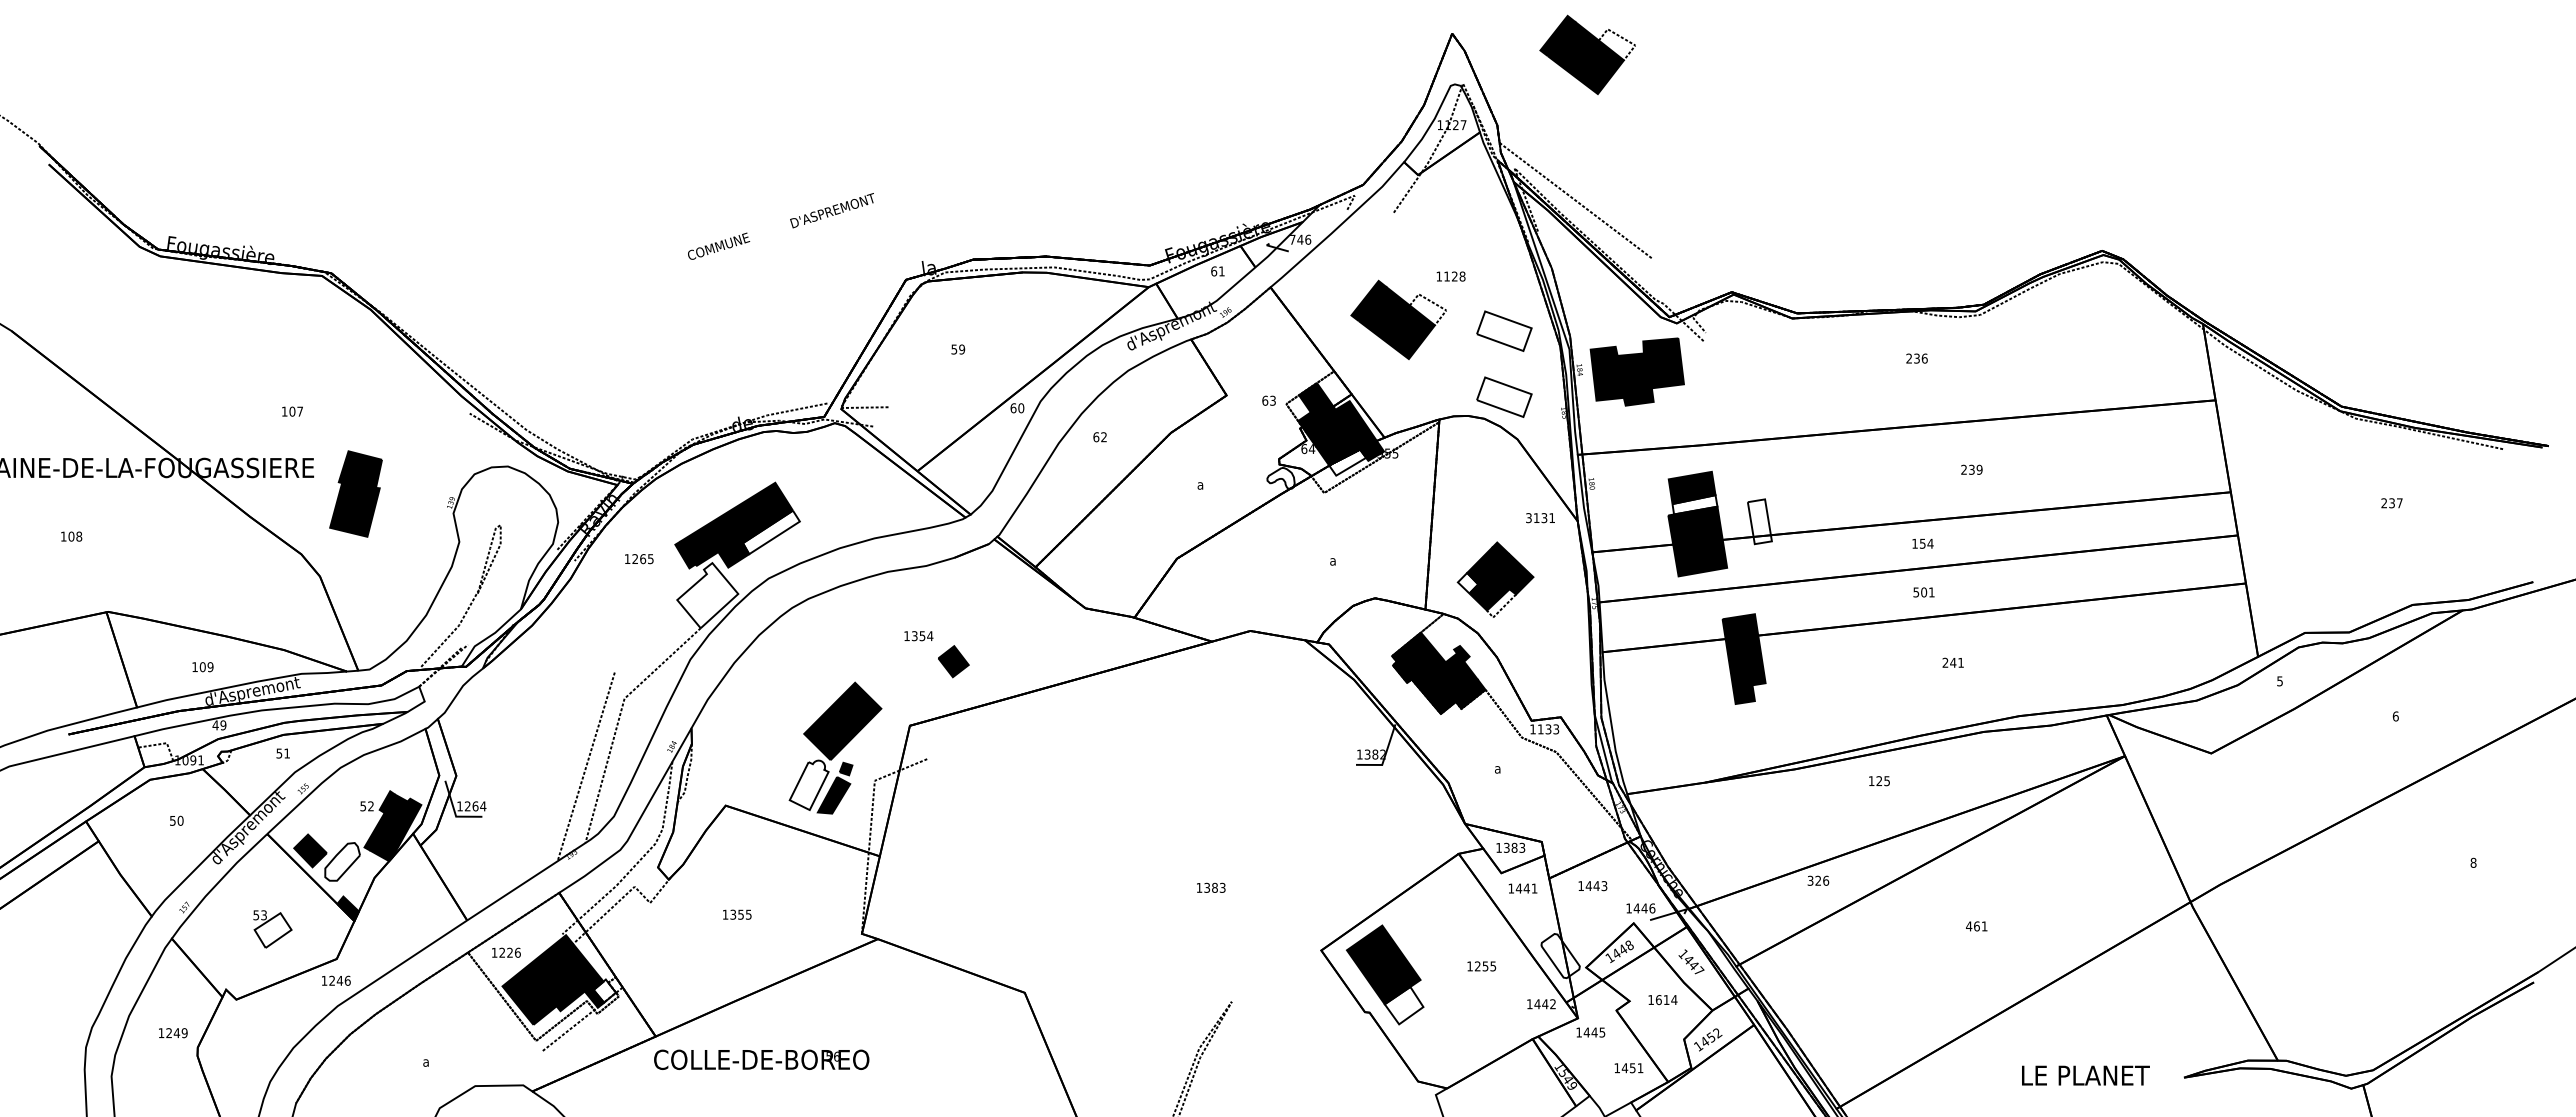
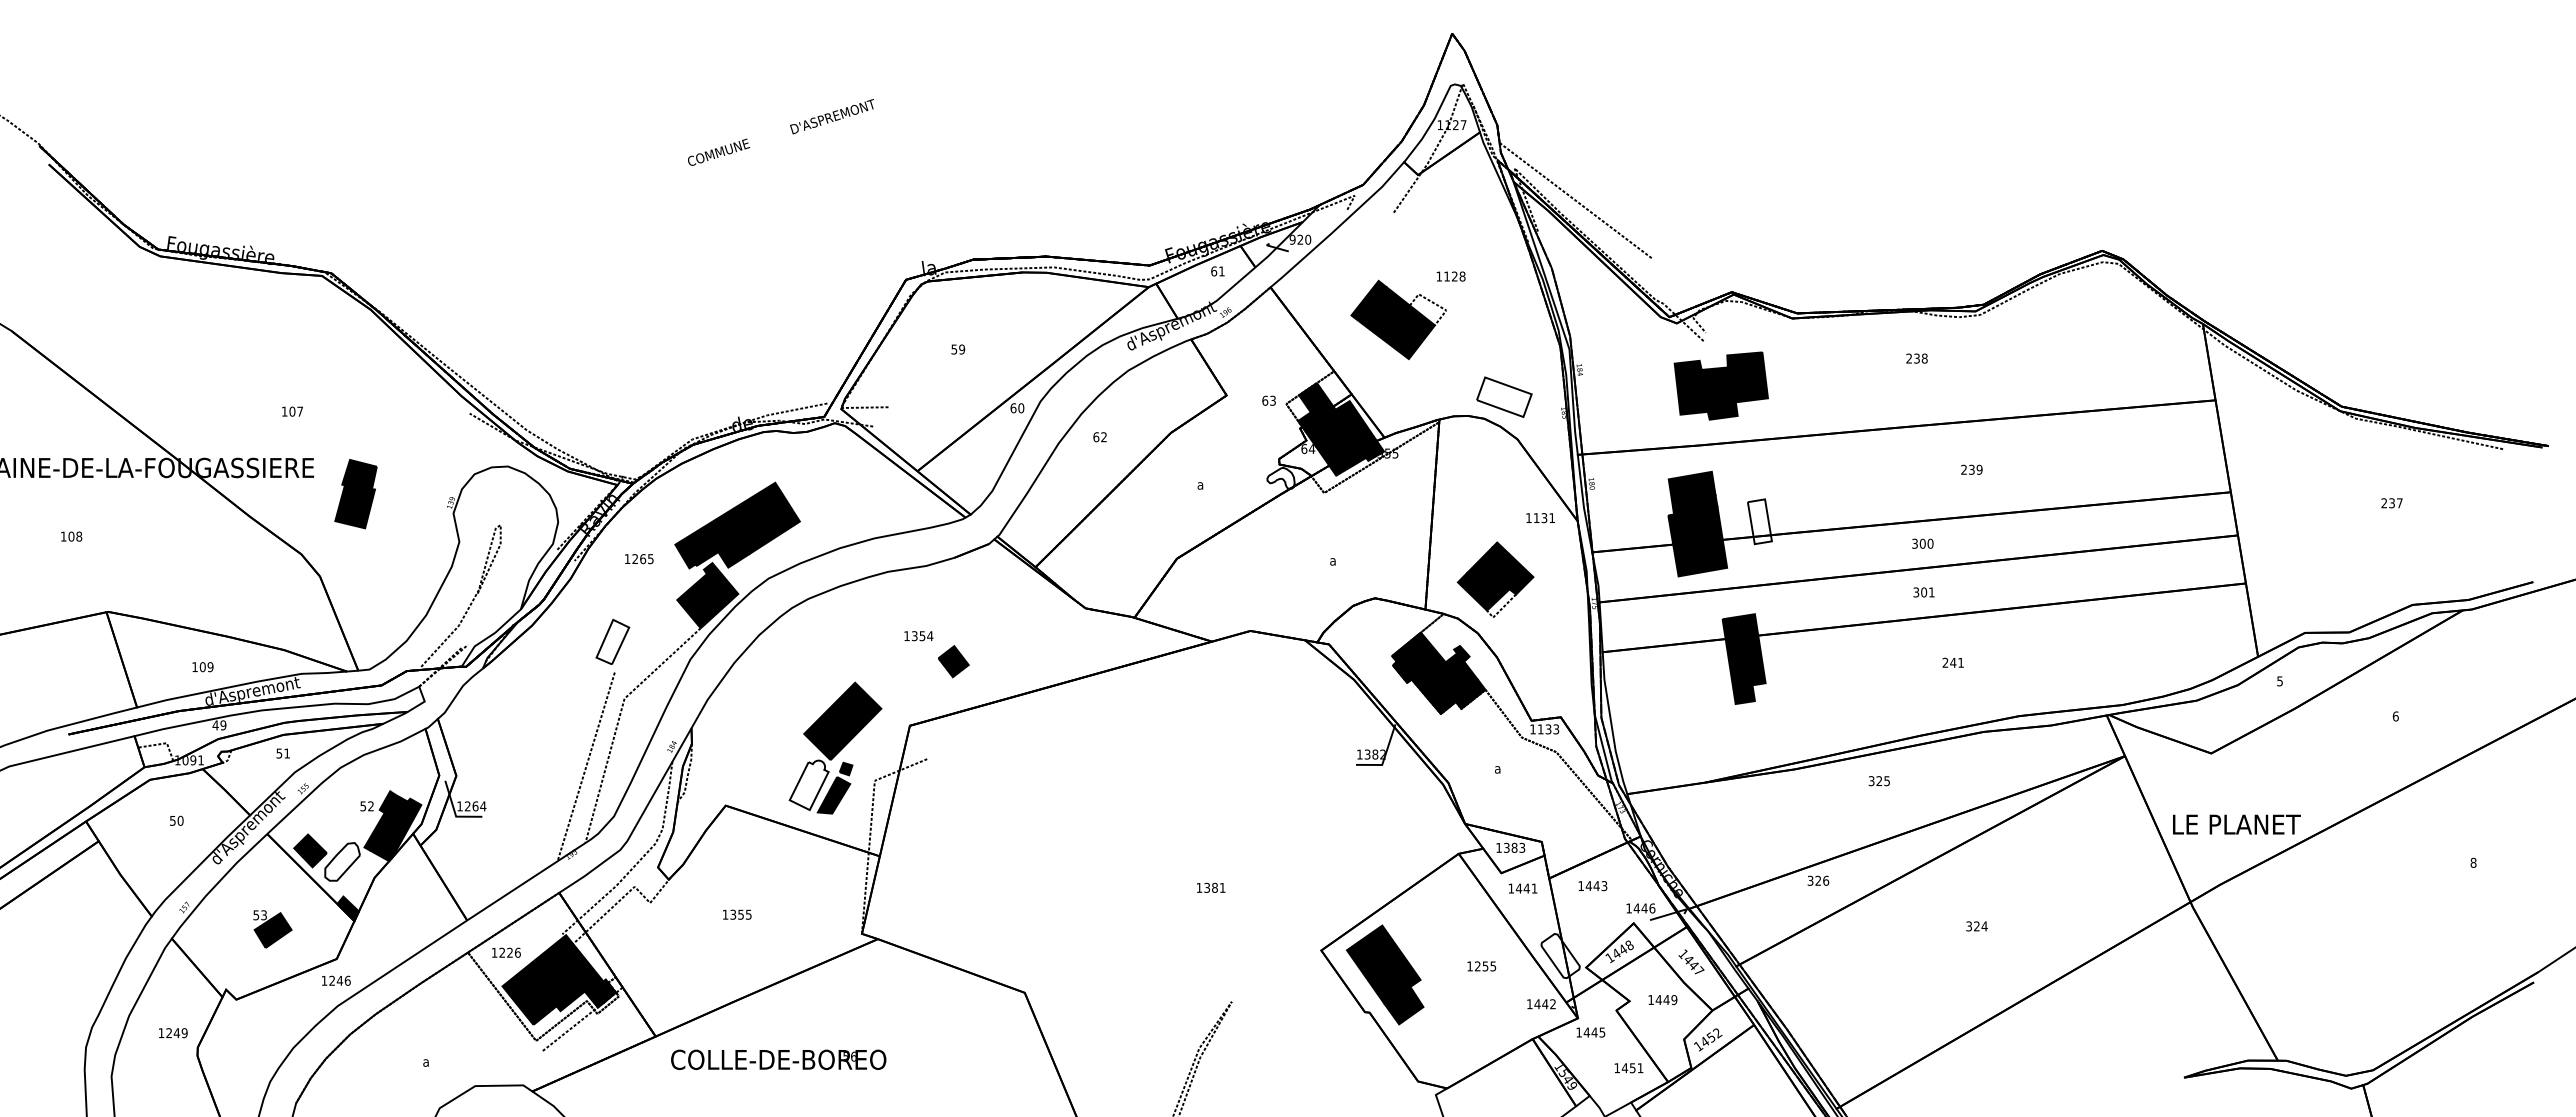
part: present -> none (1587, 54)
text position: (780, 226) -> (780, 132) (780, 132)
text: 746 -> 920 (1300, 239)
part: present -> none (1504, 330)
text: 236 -> 238 (1924, 358)
part position: (1636, 371) -> (1720, 385) (1720, 385)
fill: none -> present (1347, 462)
part size: 54x88 px -> 44x71 px (355, 494)
fill: none -> present (1694, 504)
text: 3131 -> 1131 (1528, 518)
fill: none -> present (770, 532)
text: 154 -> 300 (1922, 543)
fill: none -> present (1467, 582)
text: 501 -> 301 (1915, 591)
fill: none -> present (707, 595)
part: none -> present (612, 641)
text: 125 -> 325 (1871, 781)
text: 1383 -> 1381 (1222, 887)
text: 461 -> 324 (1976, 926)
fill: none -> present (272, 930)
fill: none -> present (604, 990)
text: 1614 -> 1449 (1666, 1000)
fill: none -> present (1403, 1005)
text position: (761, 1059) -> (778, 1059) (778, 1059)
text position: (2085, 1075) -> (2236, 824) (2236, 824)
